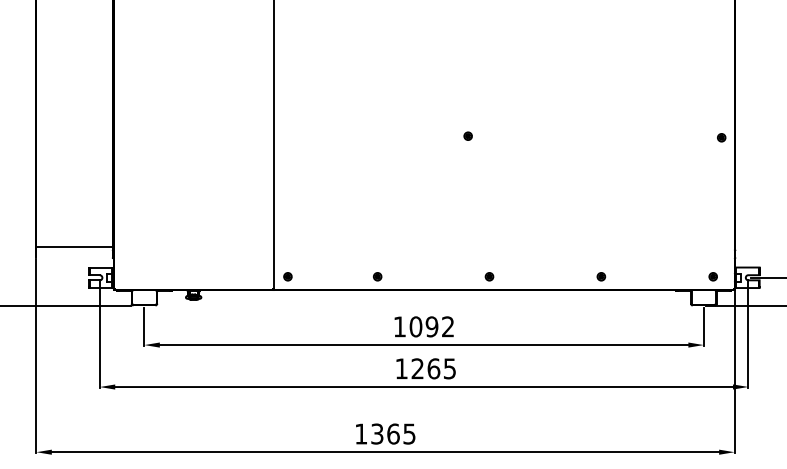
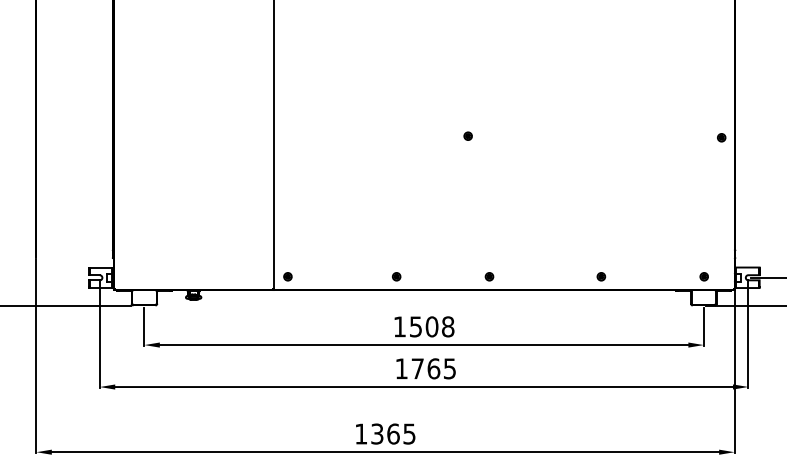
line: present -> none (74, 246)
part position: (377, 276) -> (396, 276) (396, 276)
part position: (712, 276) -> (703, 276) (703, 276)
text: 1092 -> 1508 (431, 326)
text: 1265 -> 1765 (417, 368)
